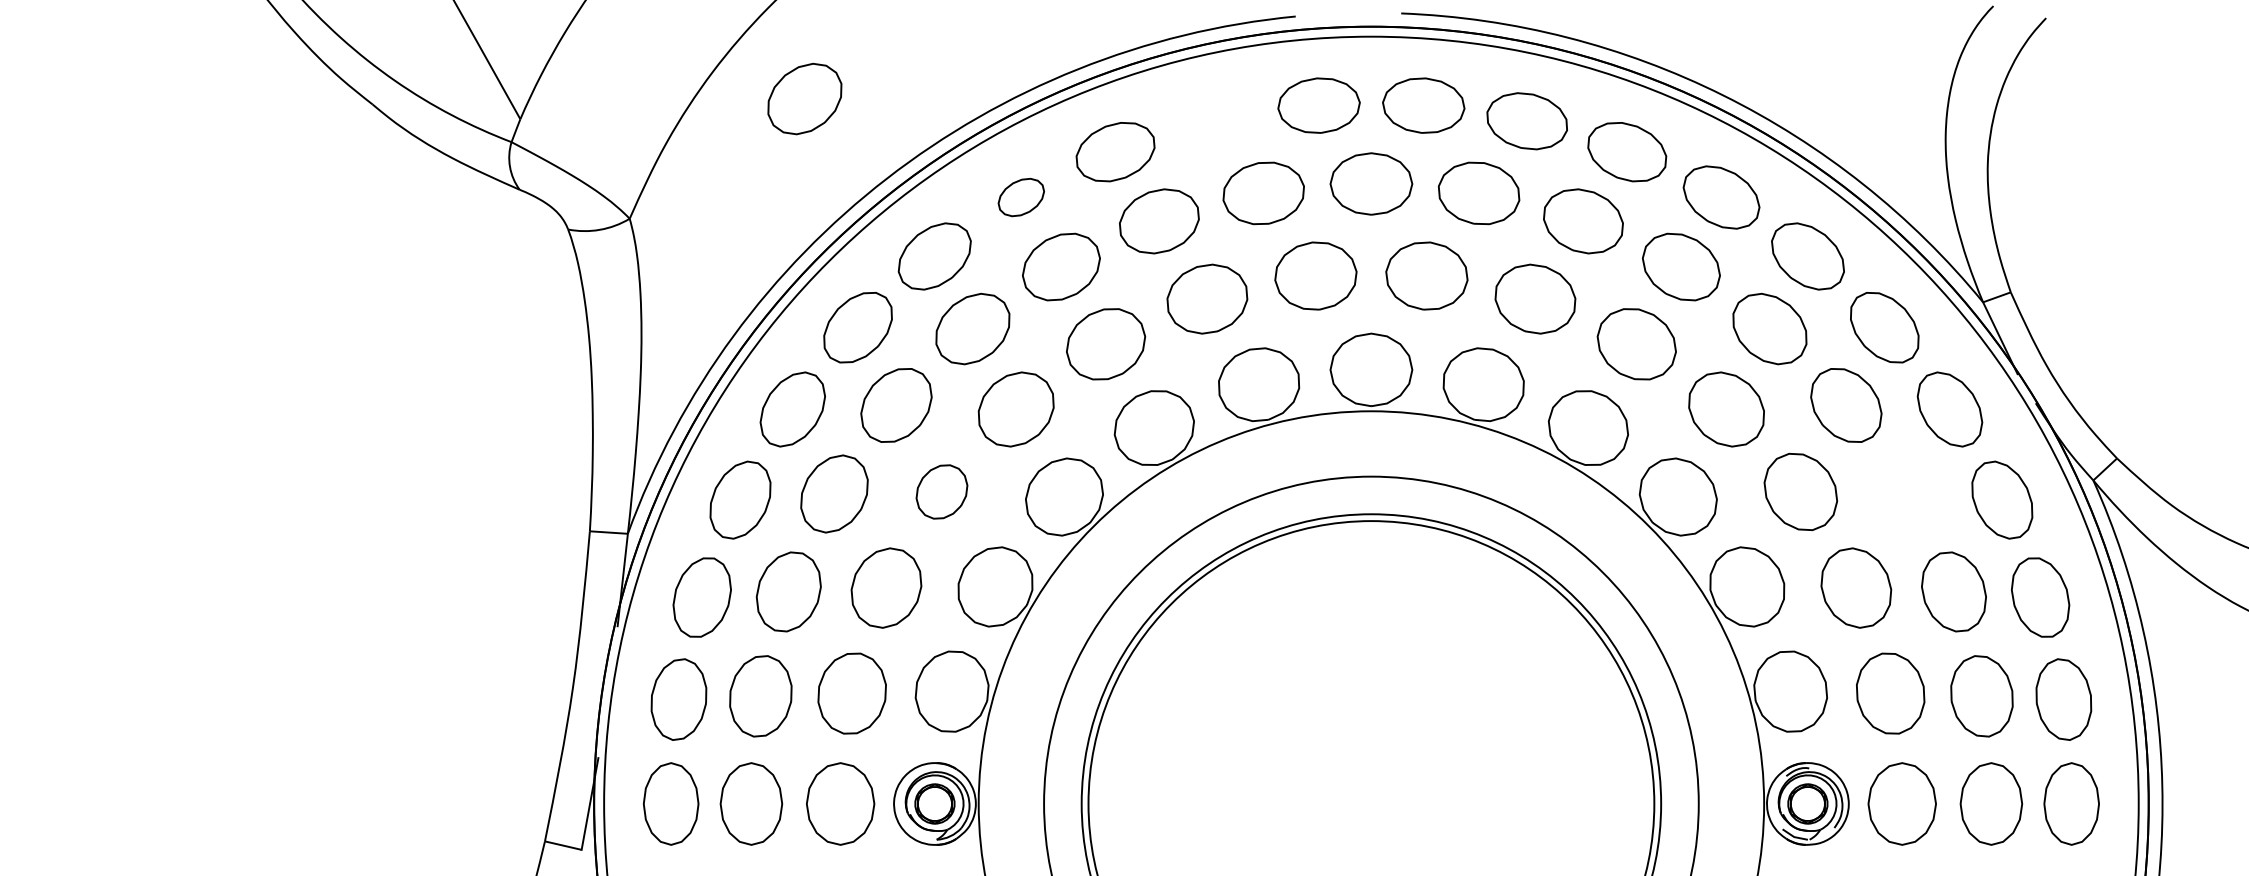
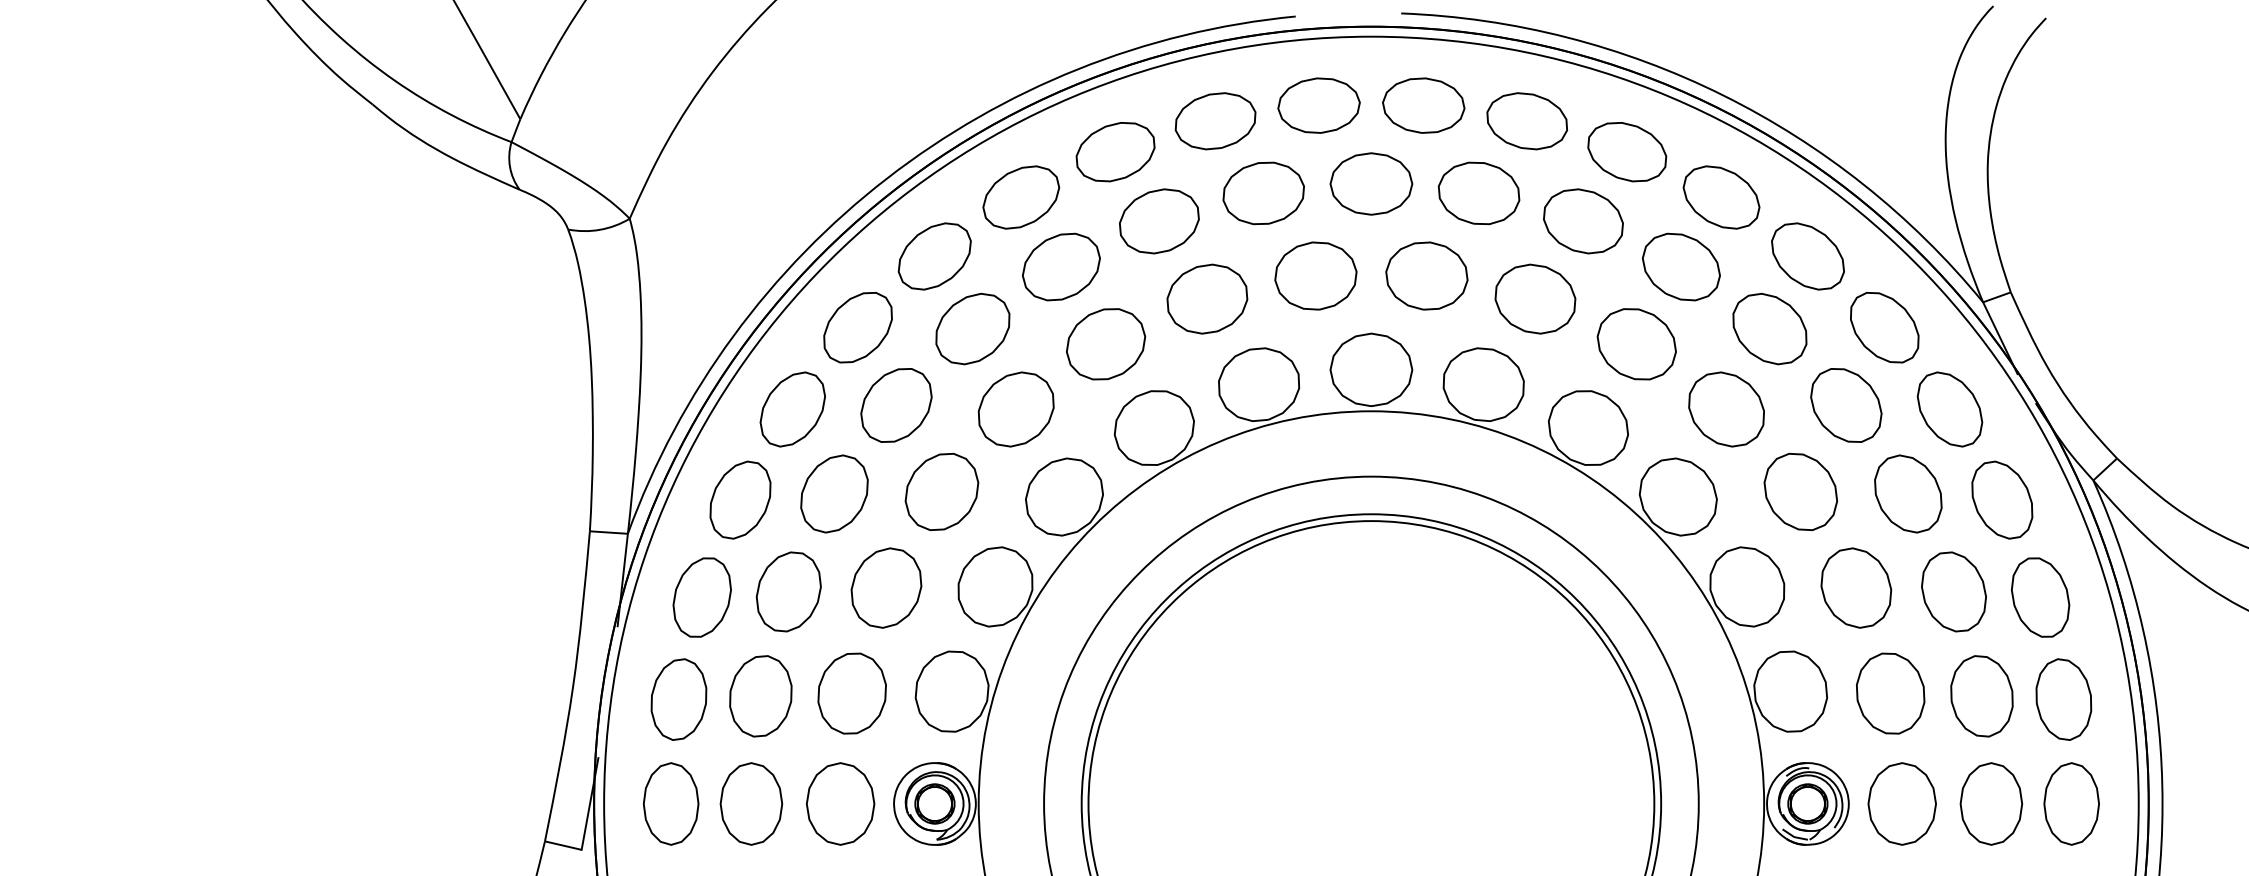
part: present -> none (804, 98)
part: none -> present (1215, 121)
part size: 48x41 px -> 79x65 px (1021, 197)
part size: 54x56 px -> 76x80 px (941, 491)
part: none -> present (1908, 493)
